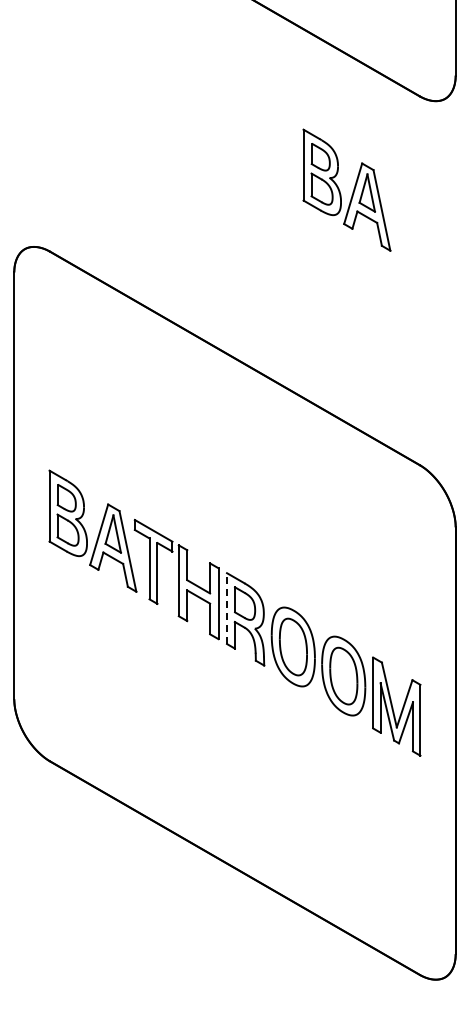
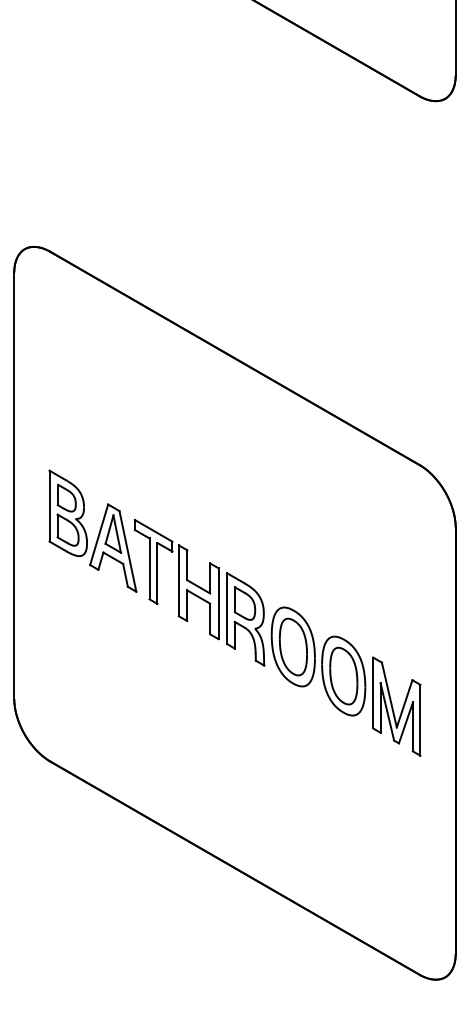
part: present -> none (340, 190)
line: dashed -> solid (227, 608)
